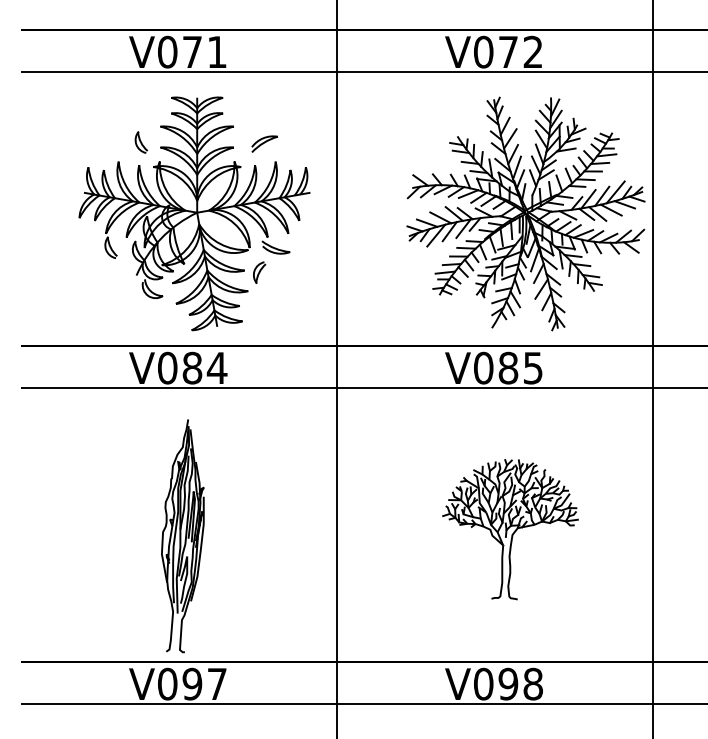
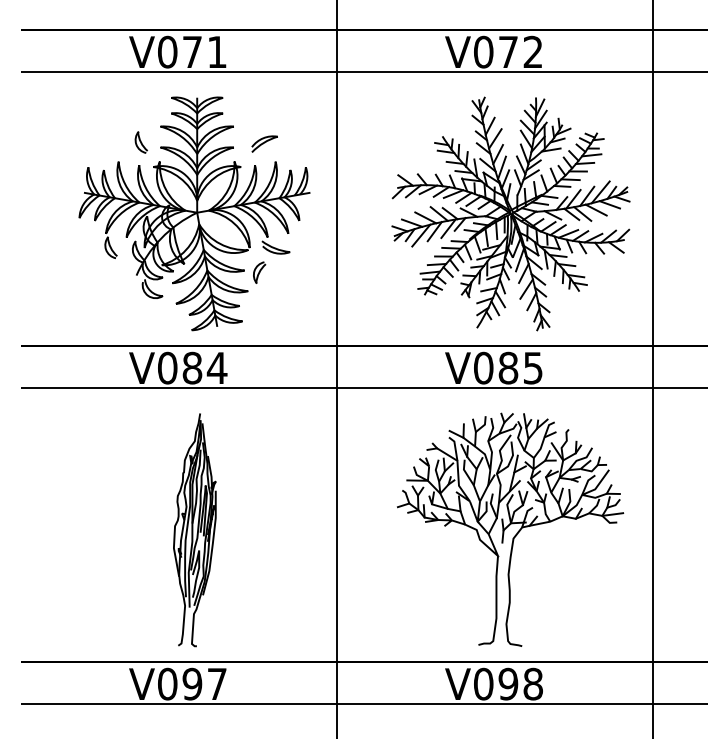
part position: (525, 213) -> (510, 213) (510, 213)
part size: 137x142 px -> 228x235 px (510, 529)
part position: (182, 536) -> (194, 530) (194, 530)
